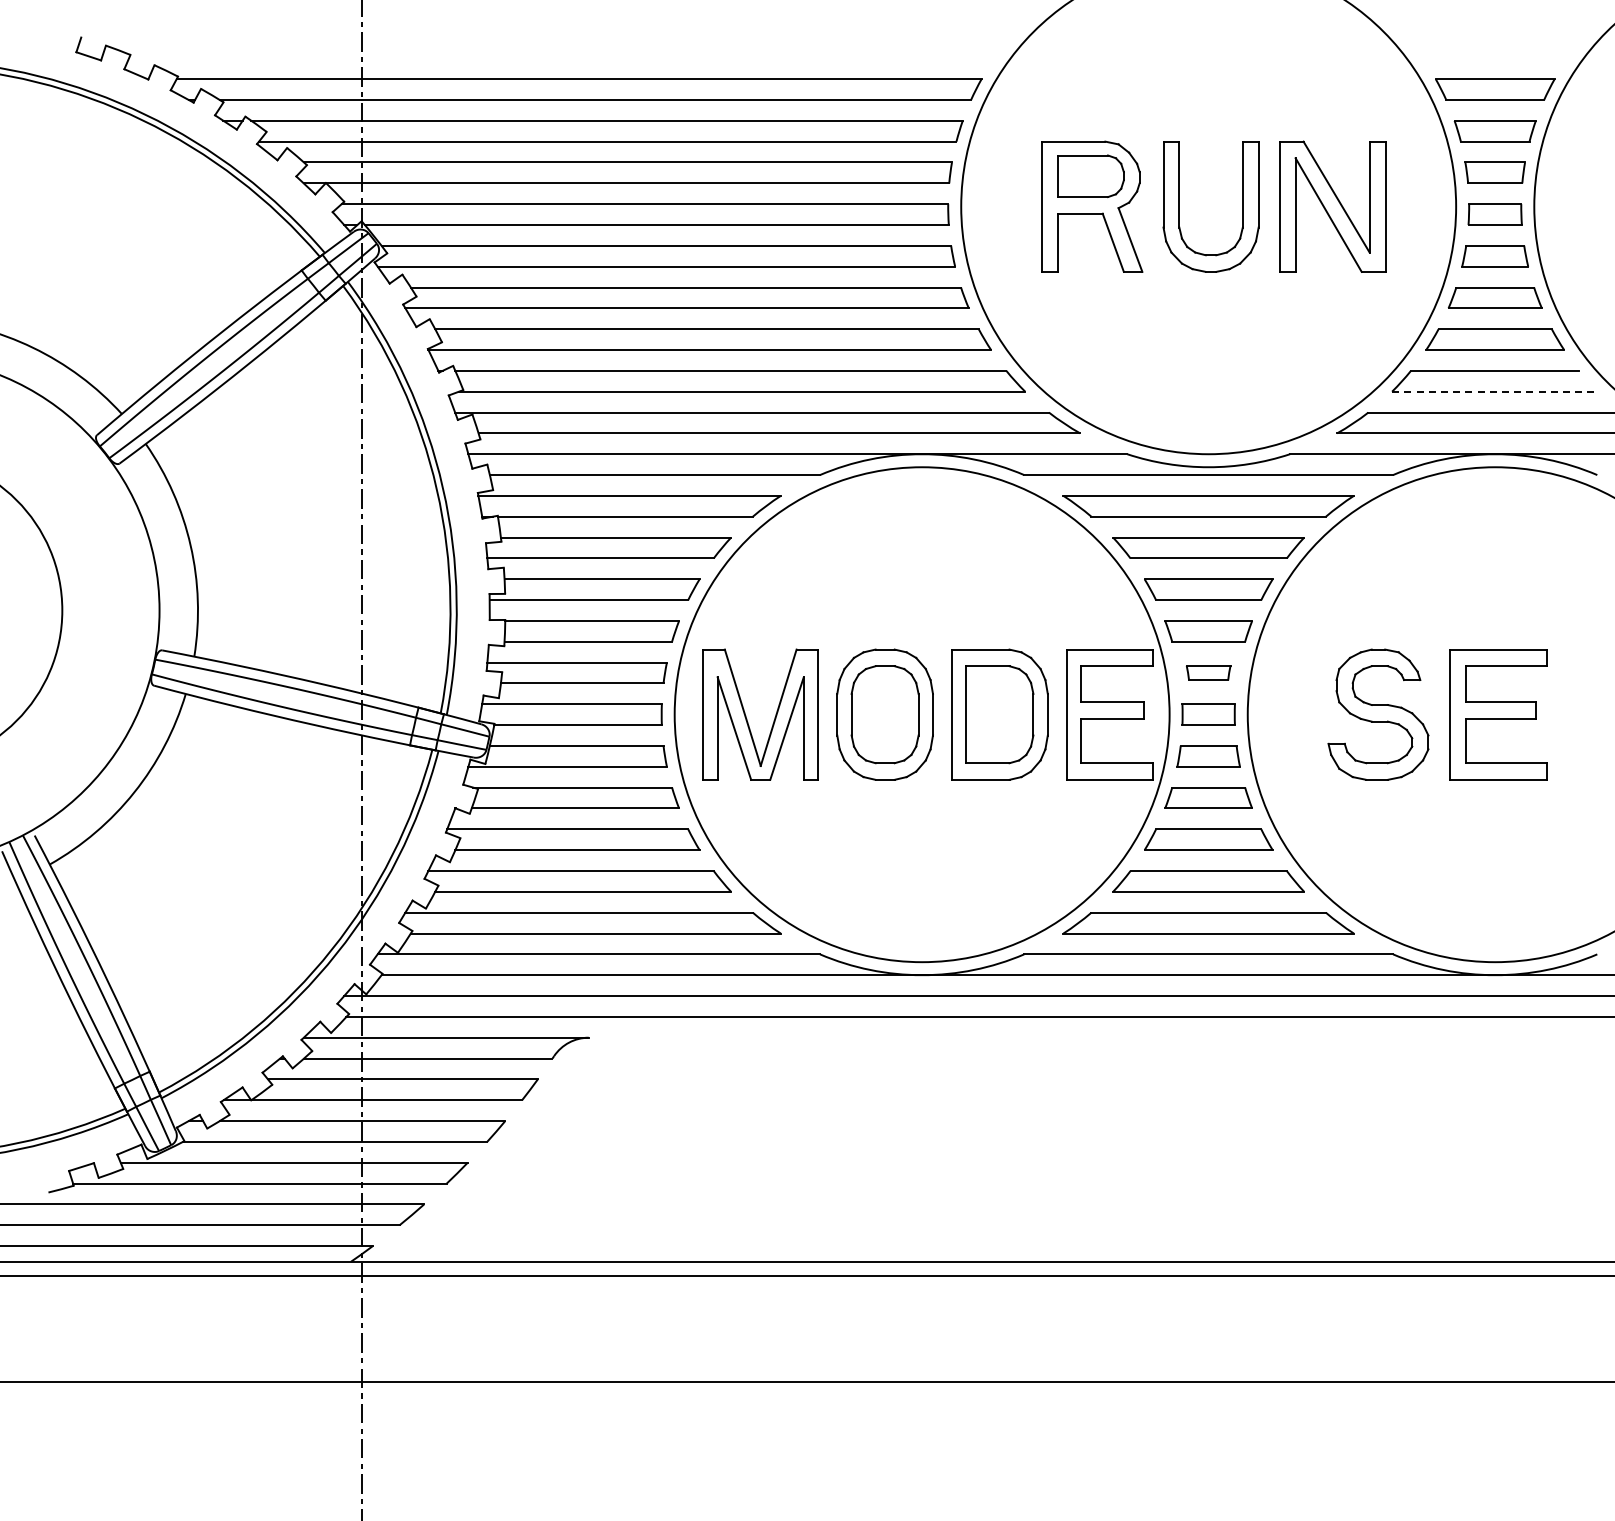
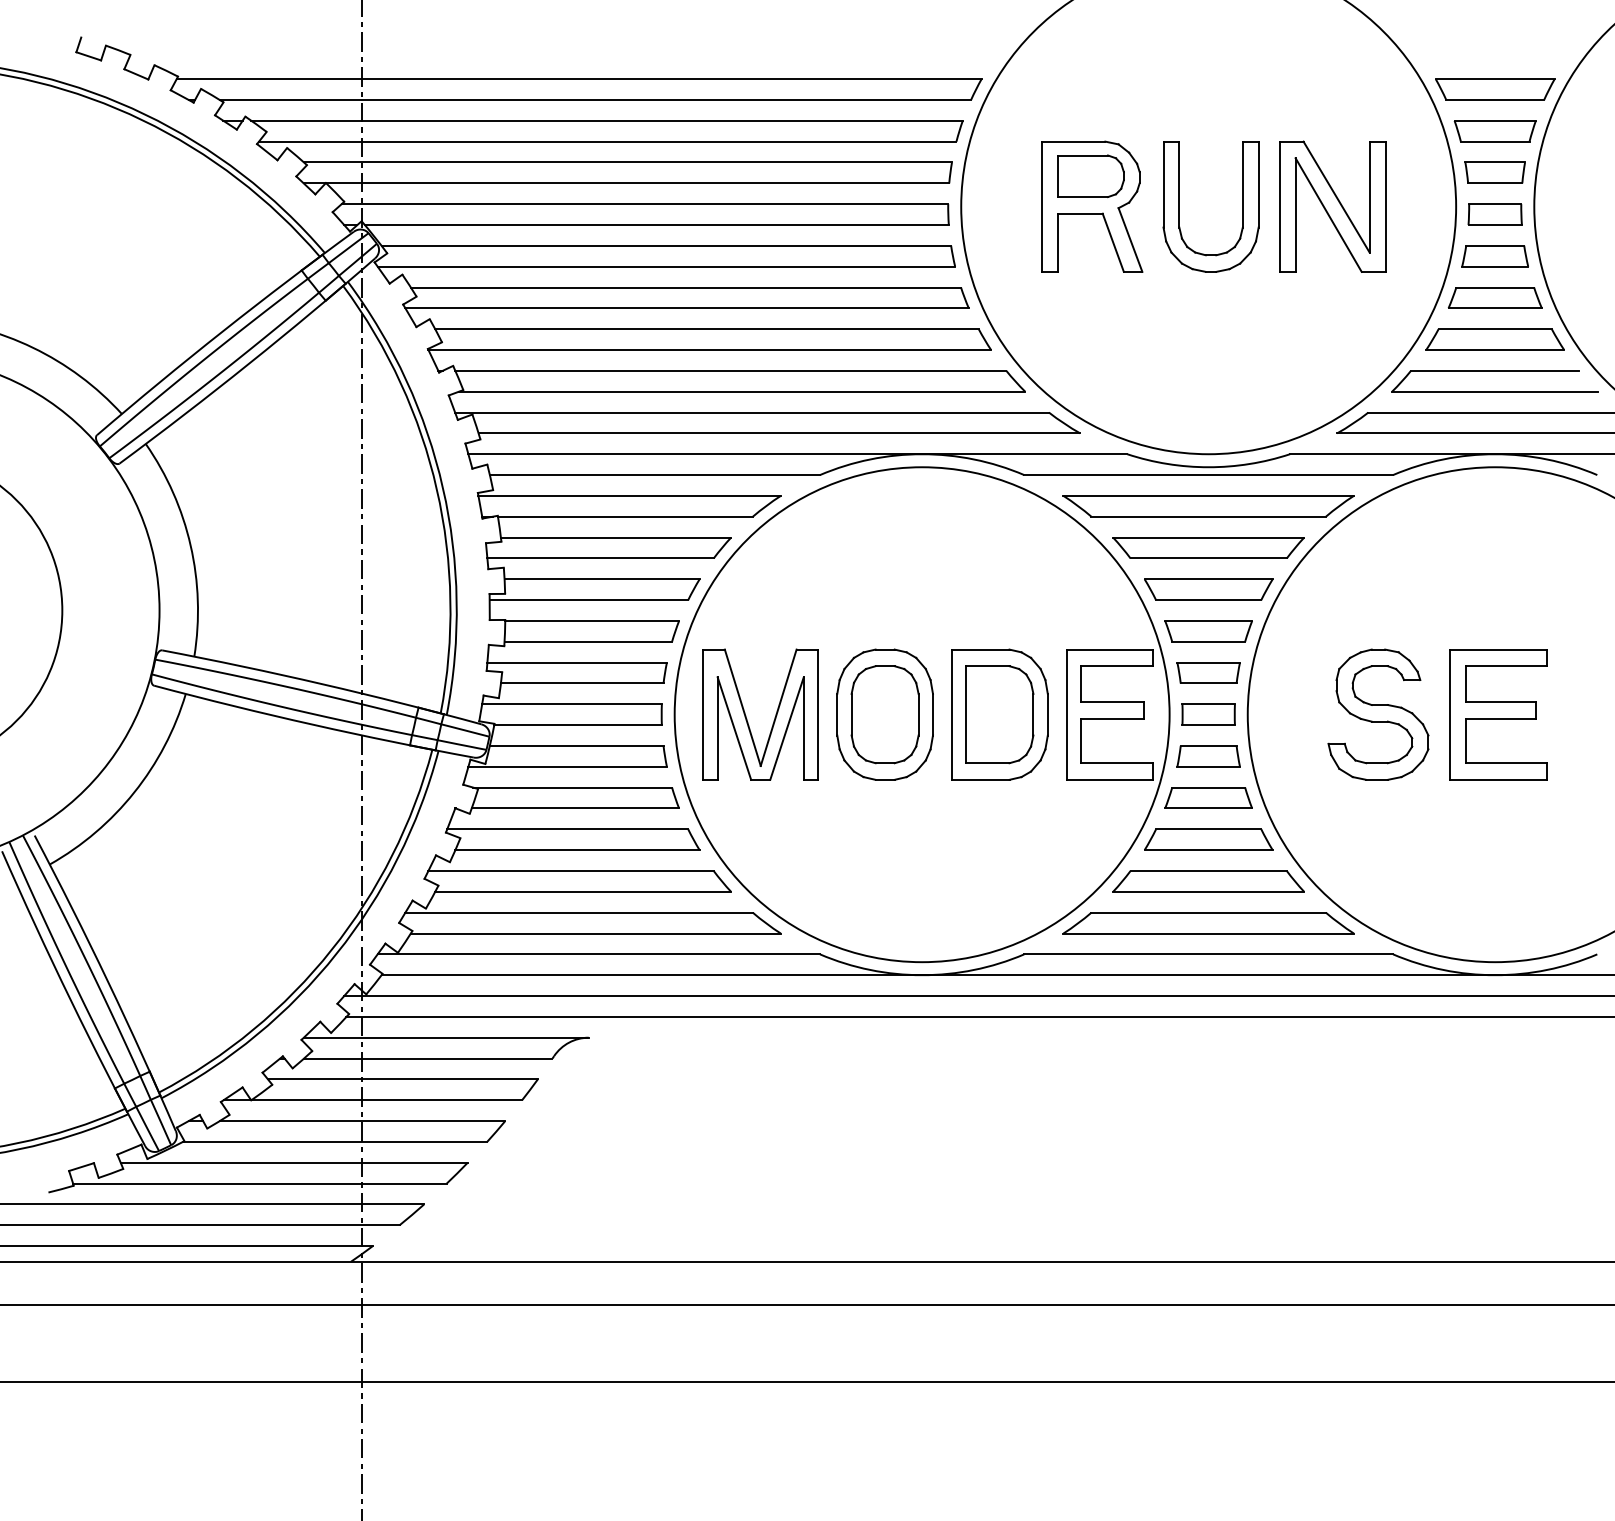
line: dashed -> solid (1495, 391)
part size: 46x16 px -> 65x22 px (1208, 672)
line position: (806, 1275) -> (806, 1304) (806, 1304)
